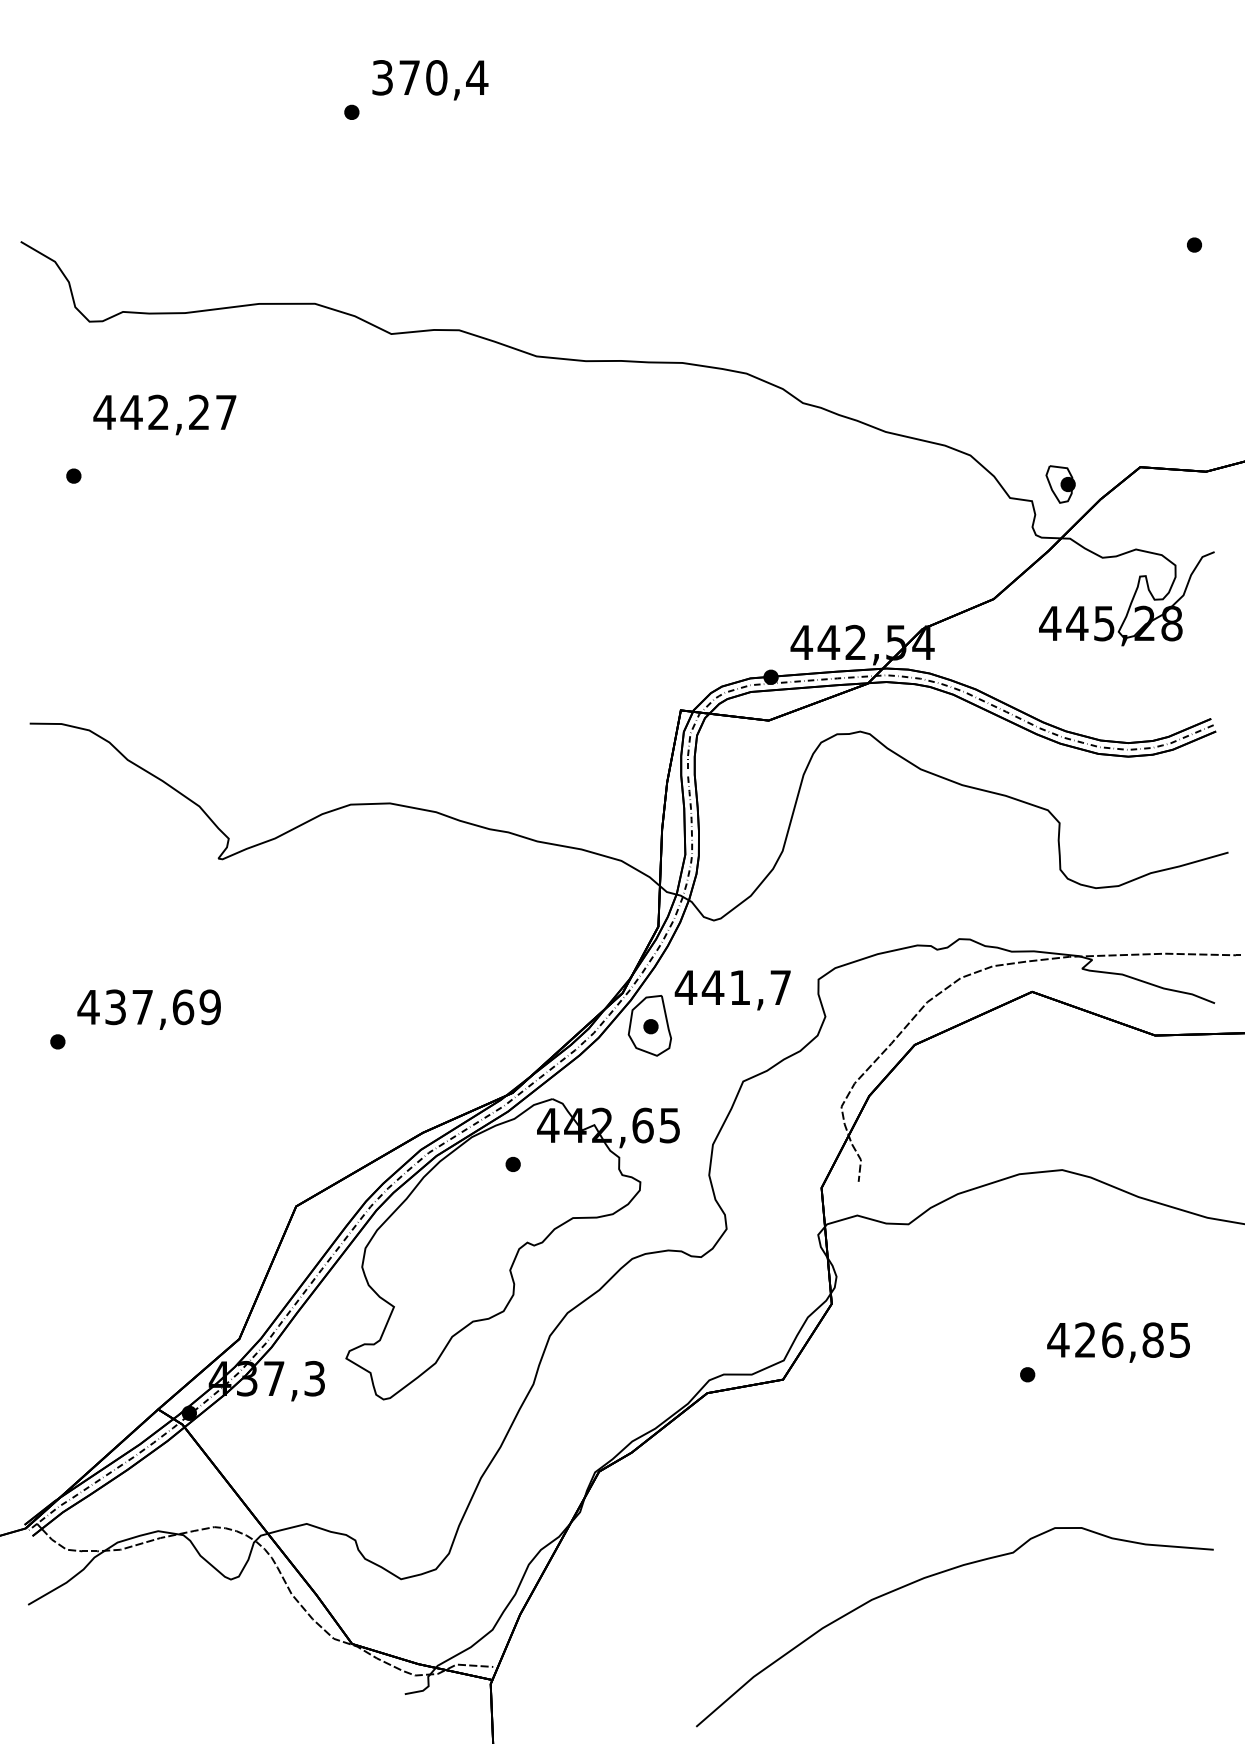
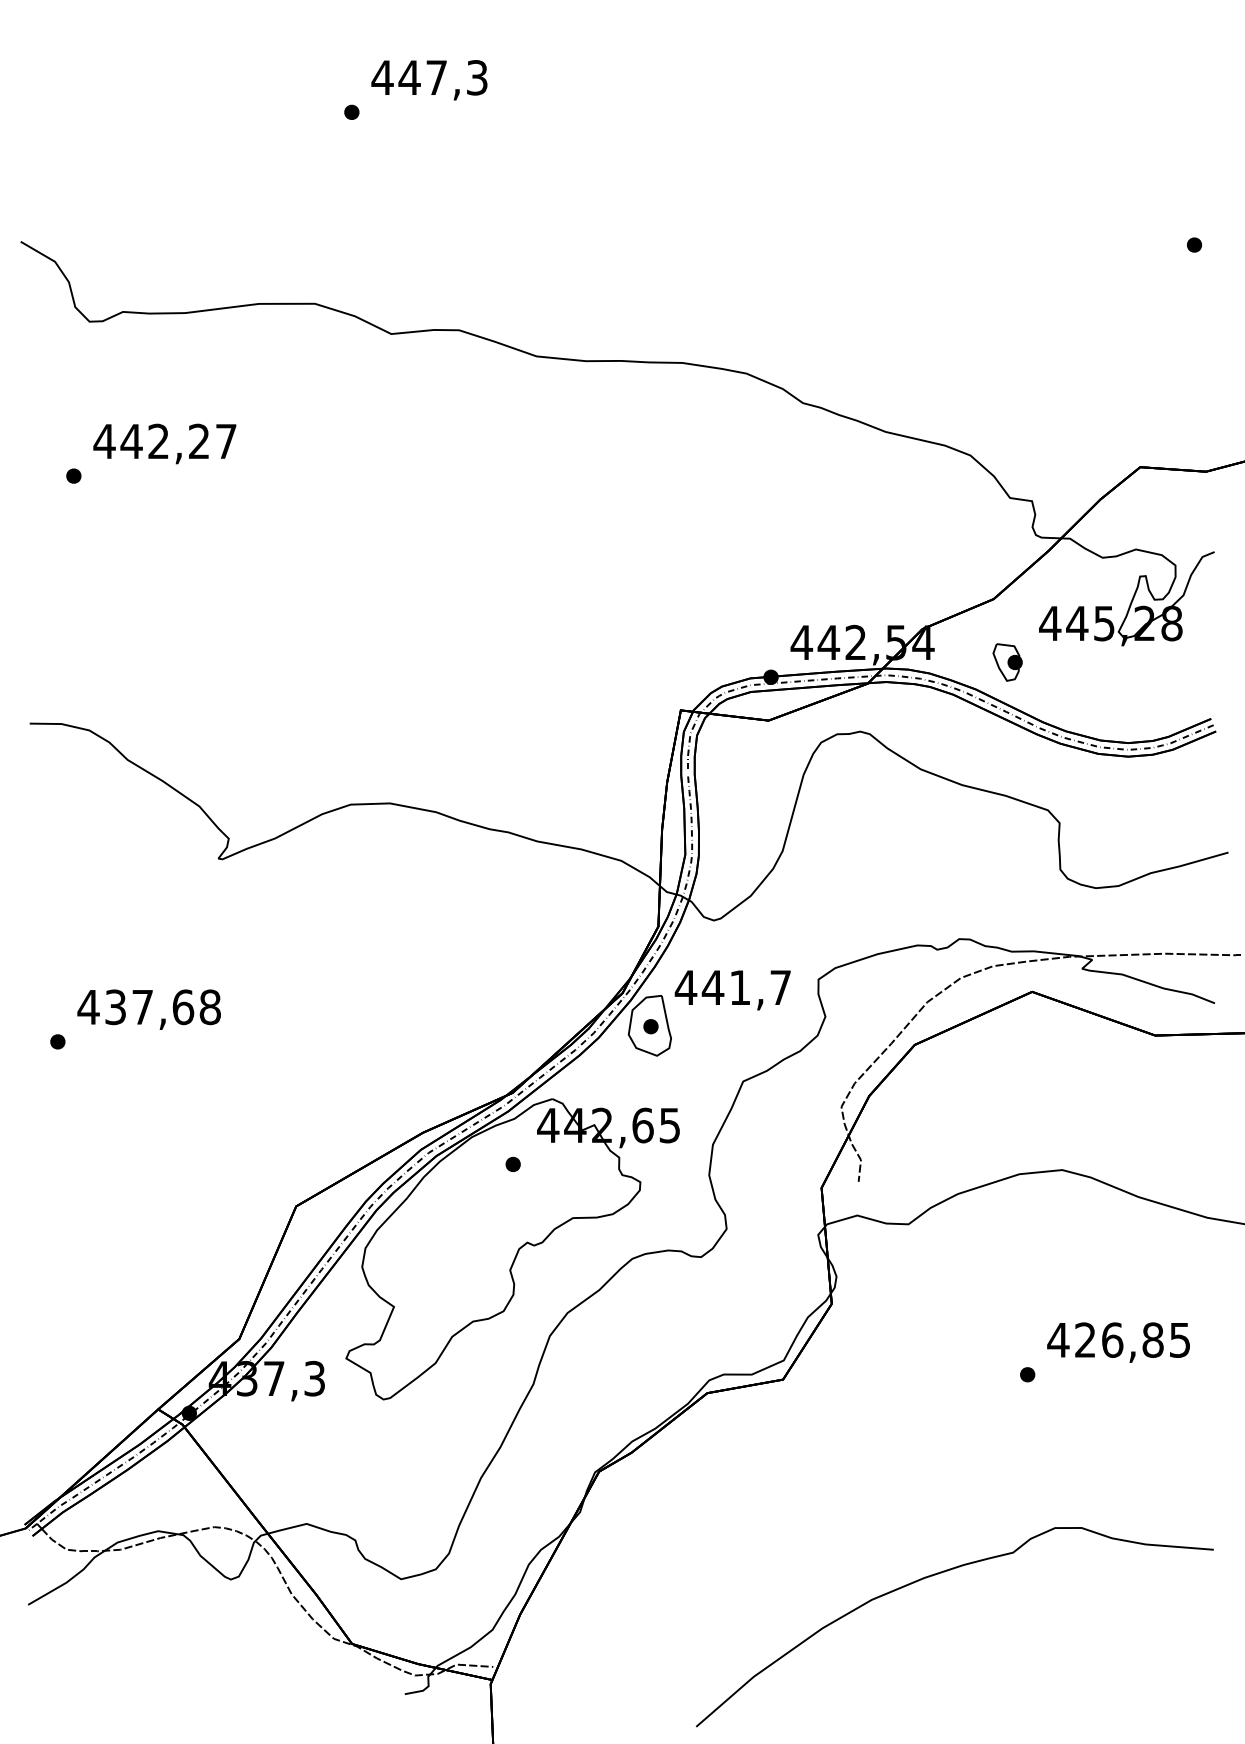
text: 370,4 -> 447,3 (429, 77)
text position: (164, 414) -> (164, 443) (164, 443)
part position: (1060, 484) -> (1007, 662) (1007, 662)
text: 437,69 -> 437,68 (209, 1007)
